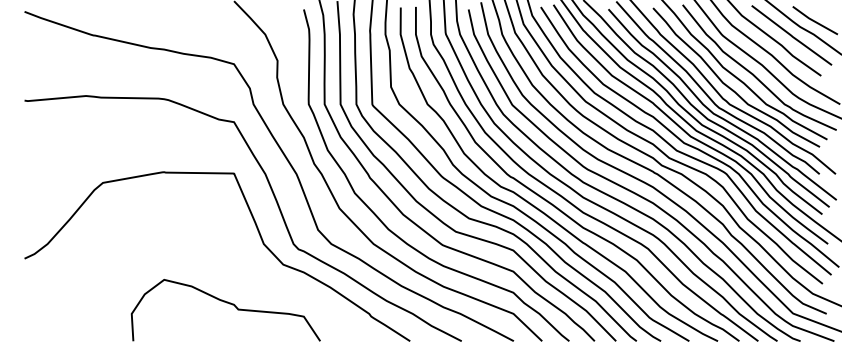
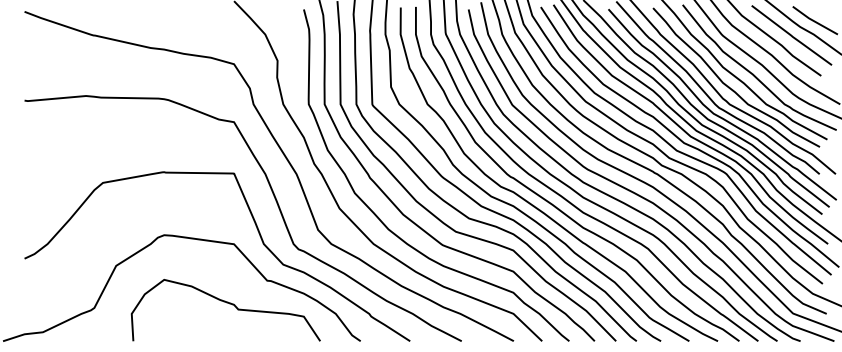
curve: none -> present (190, 239)
